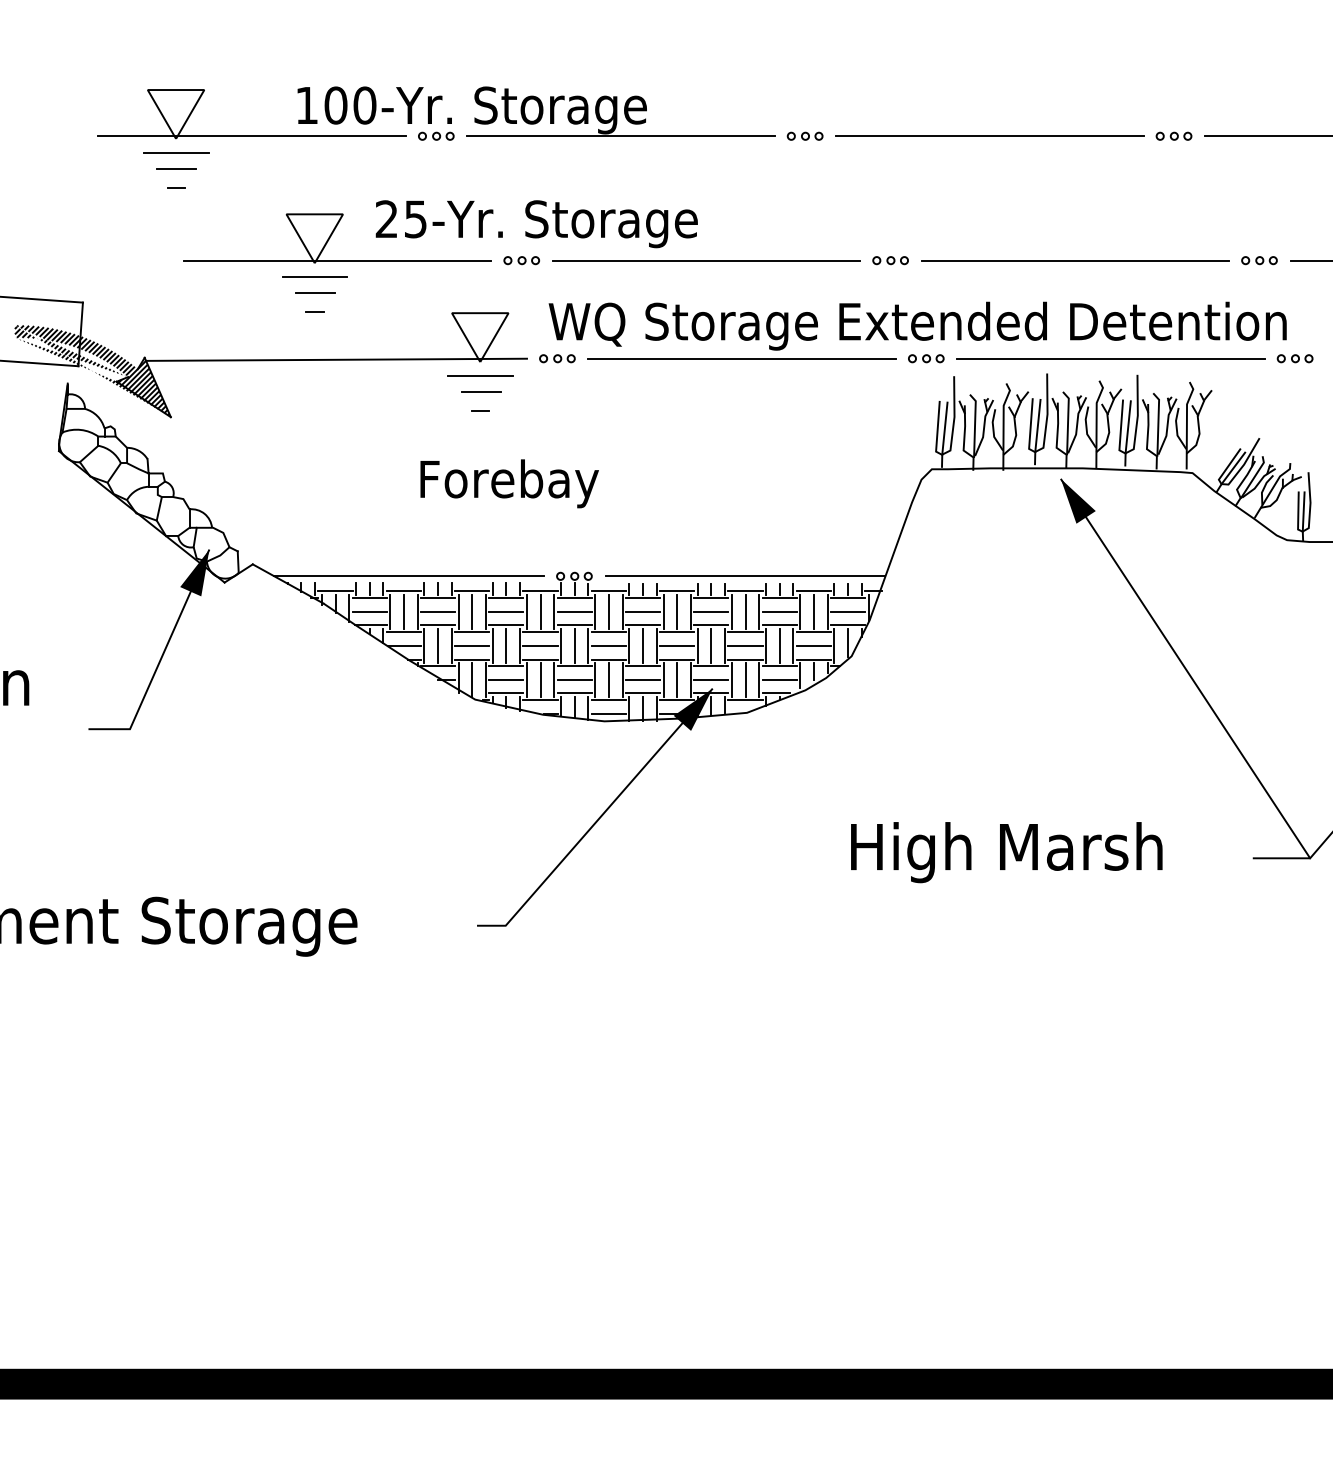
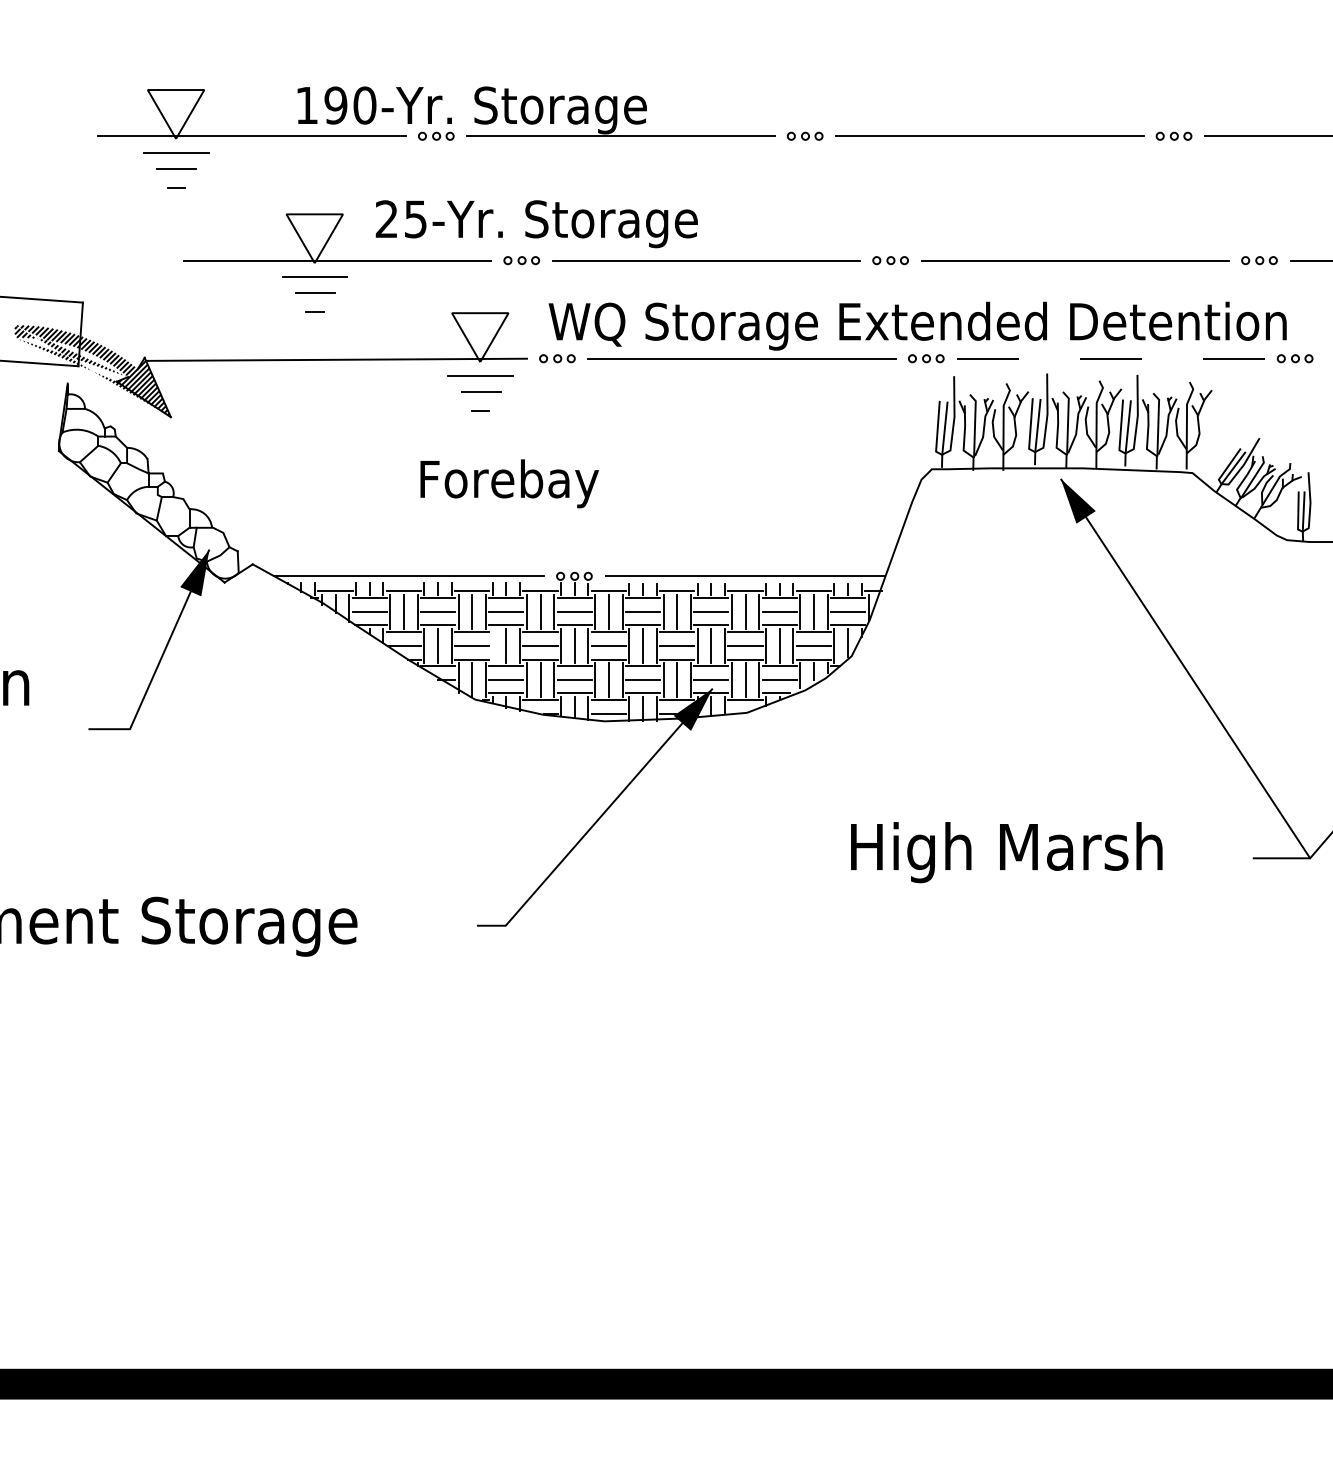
text: 100-Yr. -> 190-Yr. (335, 105)
line: solid -> dashed (1111, 358)
line: present -> none (492, 645)
